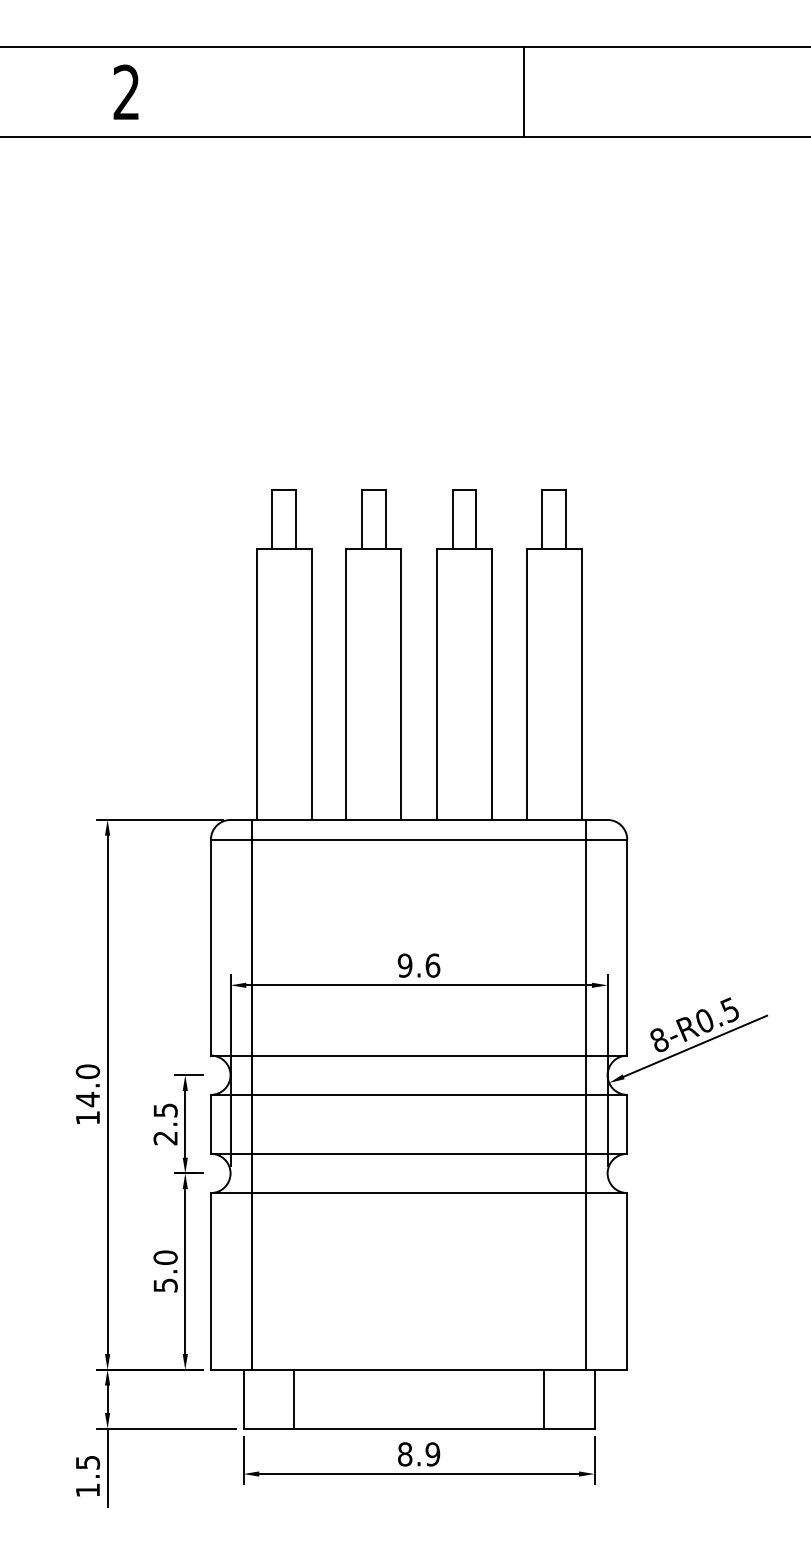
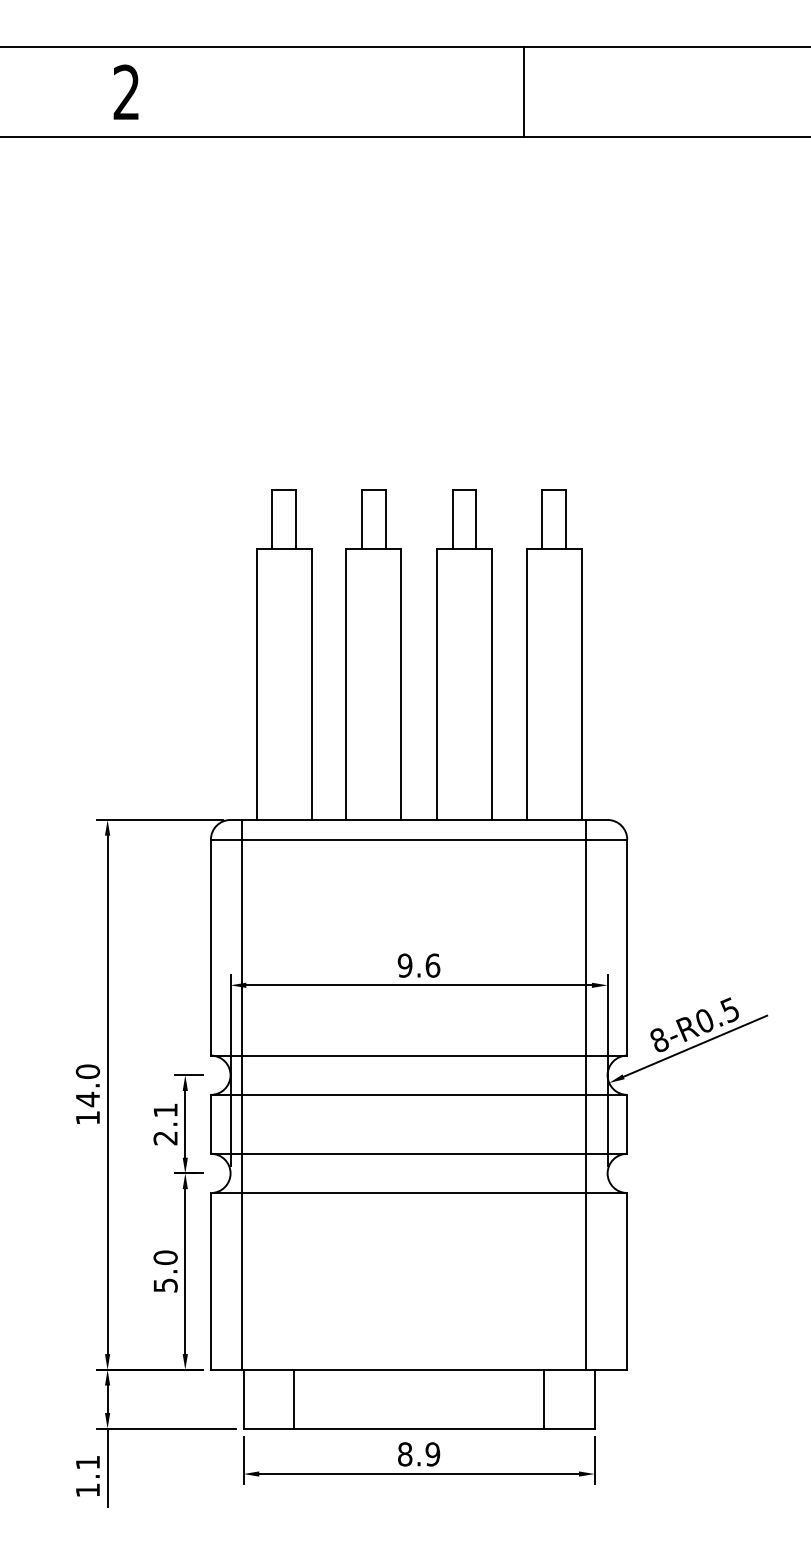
line position: (252, 1094) -> (242, 1094) (242, 1094)
text: 2.5 -> 2.1 (165, 1110)
text: 1.5 -> 1.1 (88, 1462)
